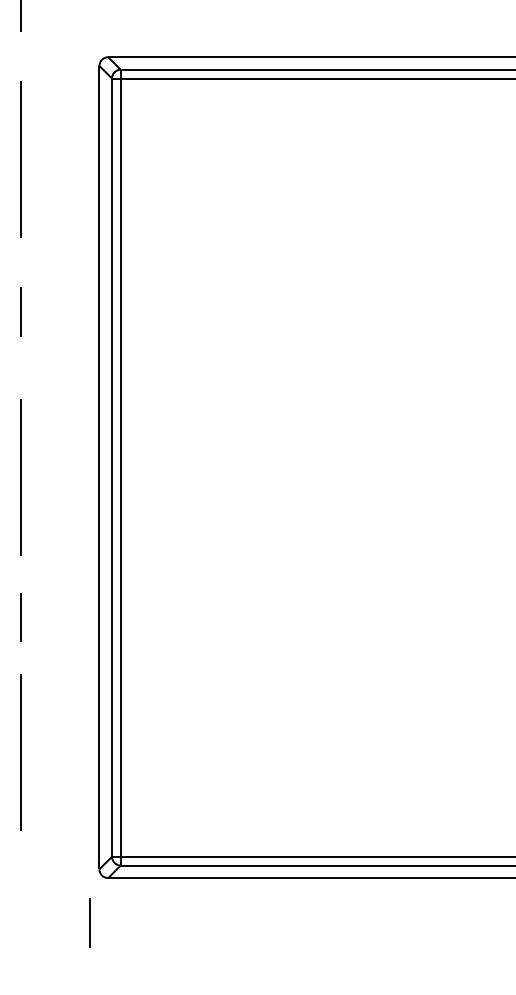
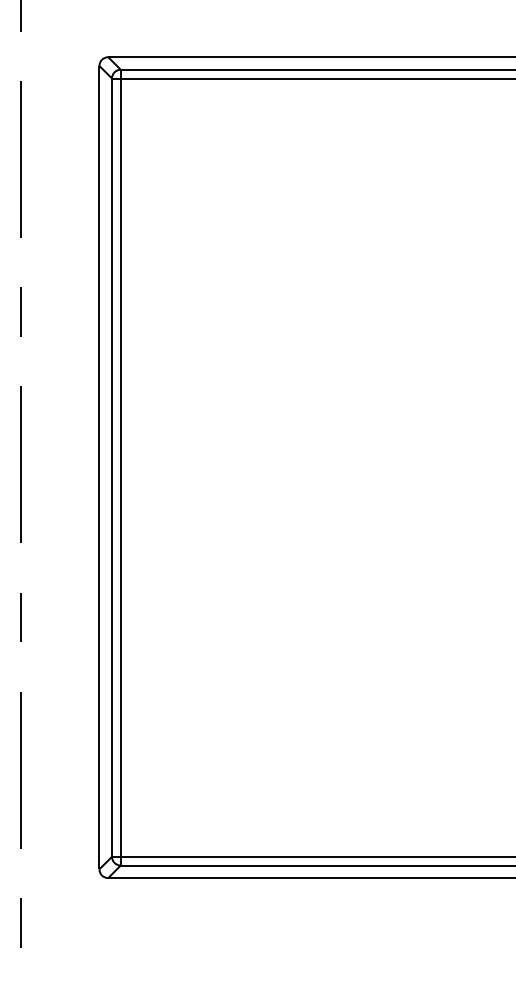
line position: (20, 477) -> (20, 464) (20, 464)
line position: (20, 752) -> (20, 770) (20, 770)
line position: (89, 922) -> (20, 922) (20, 922)
